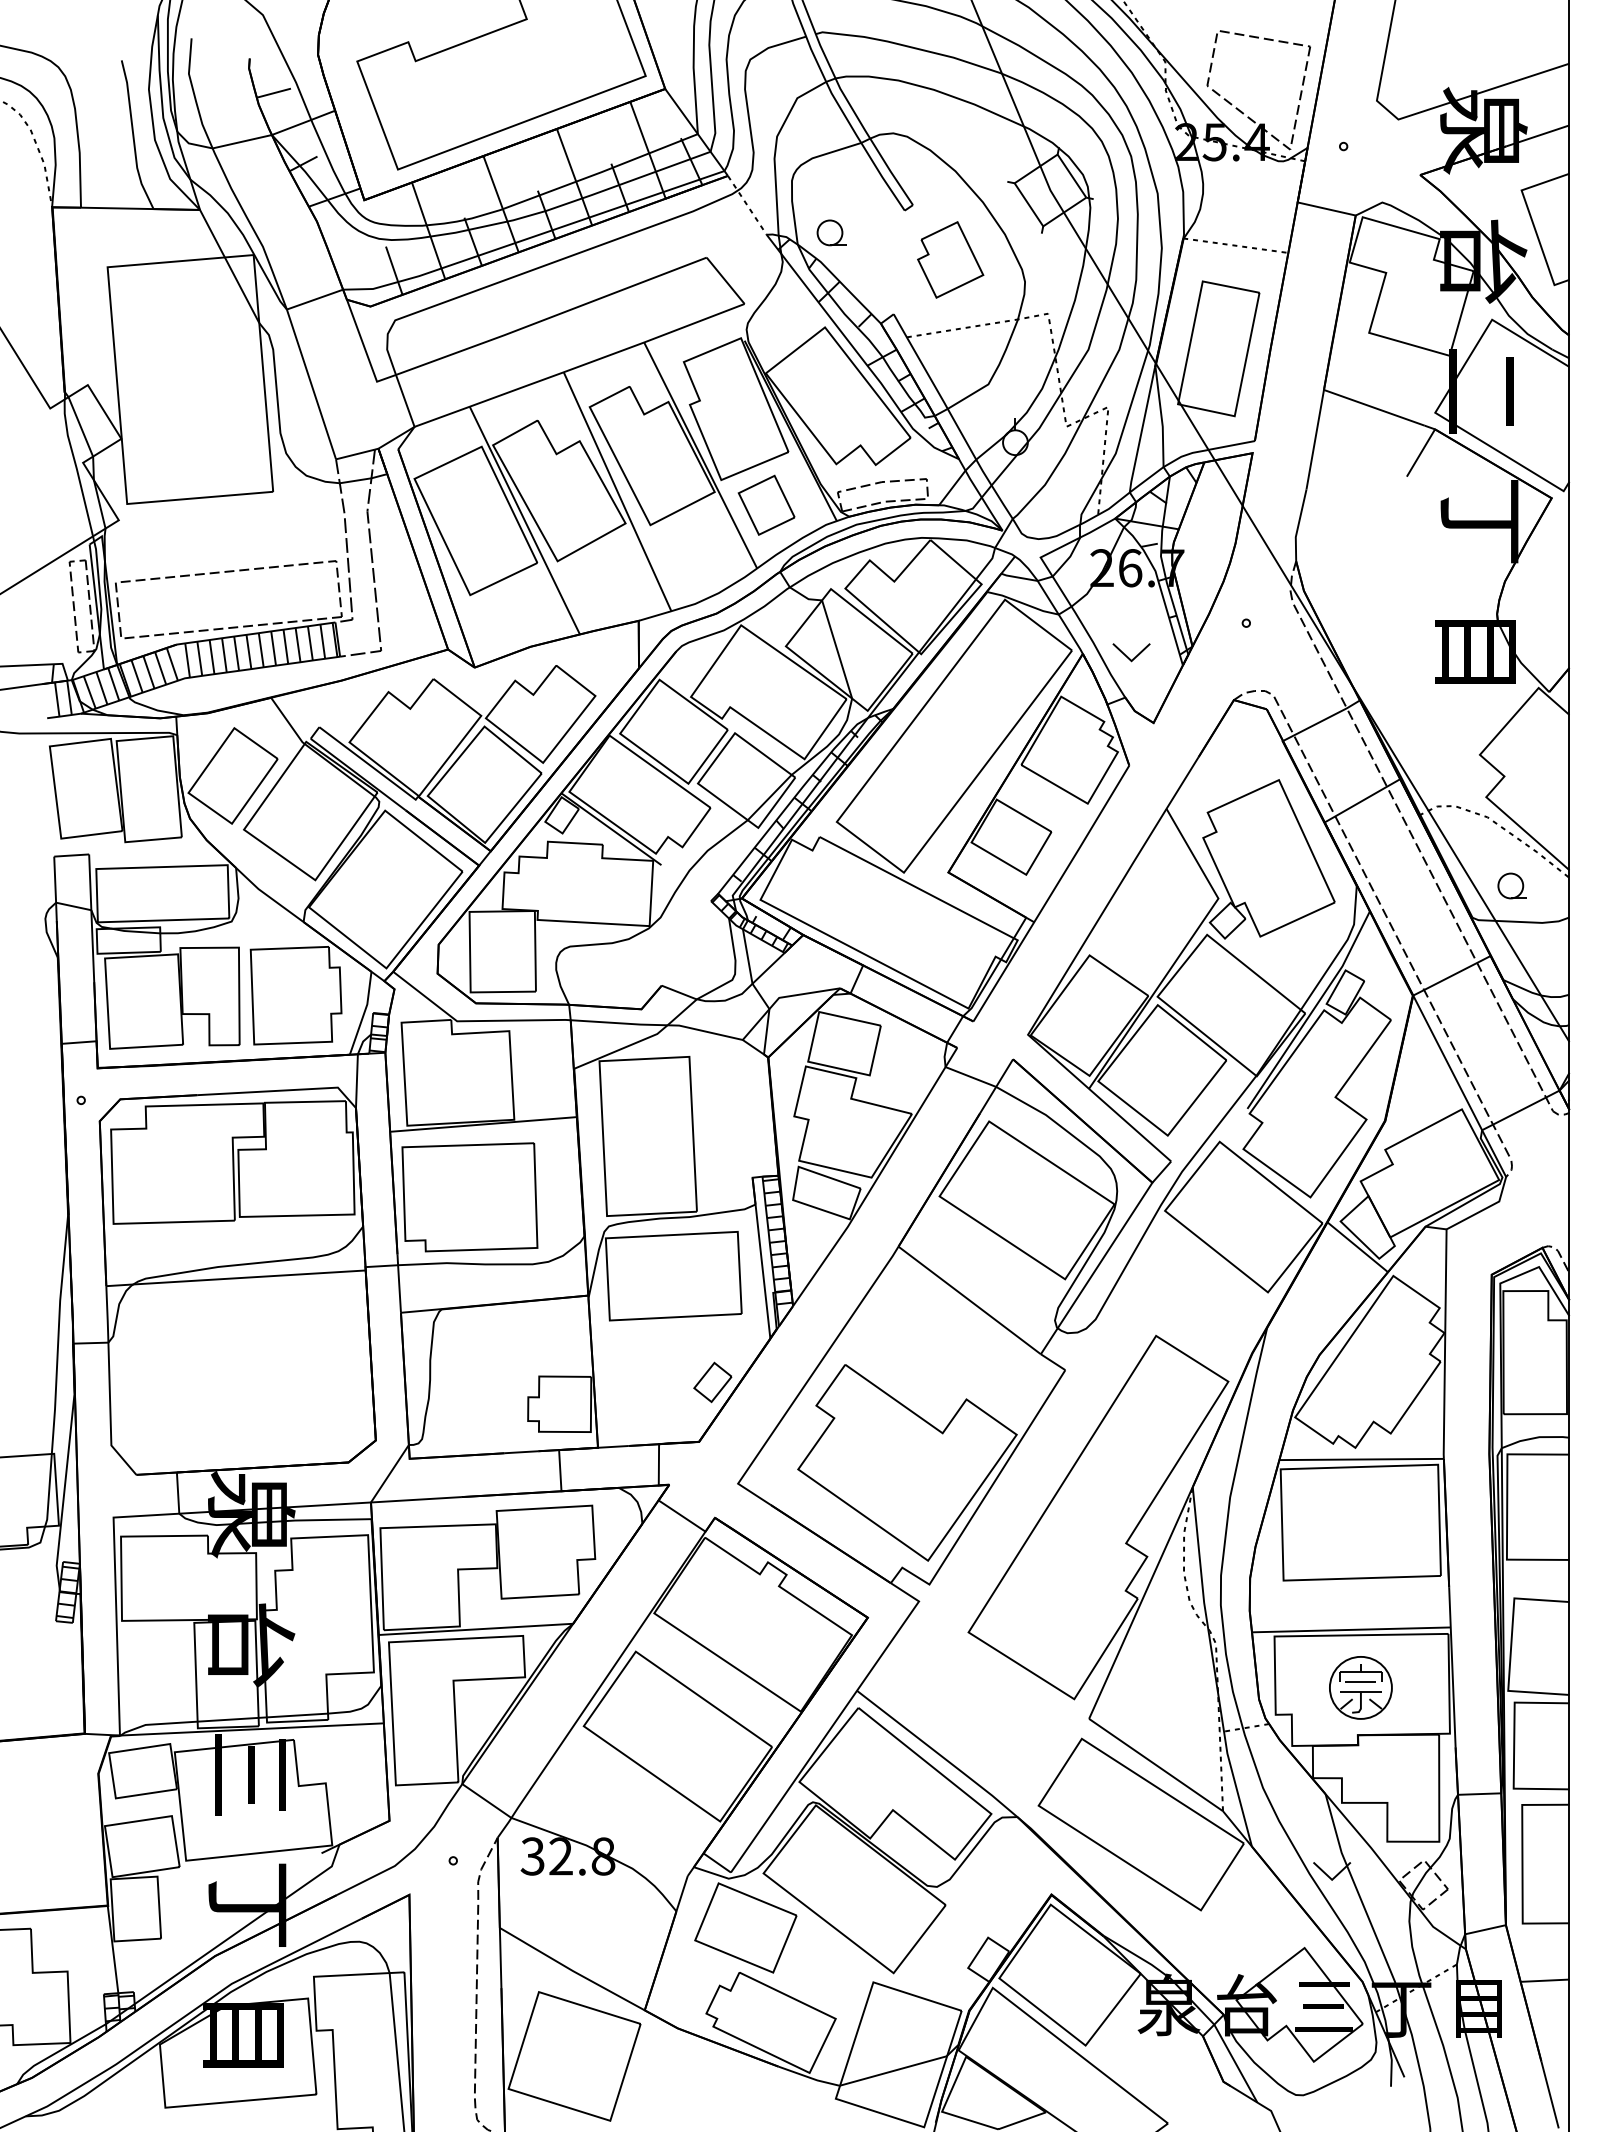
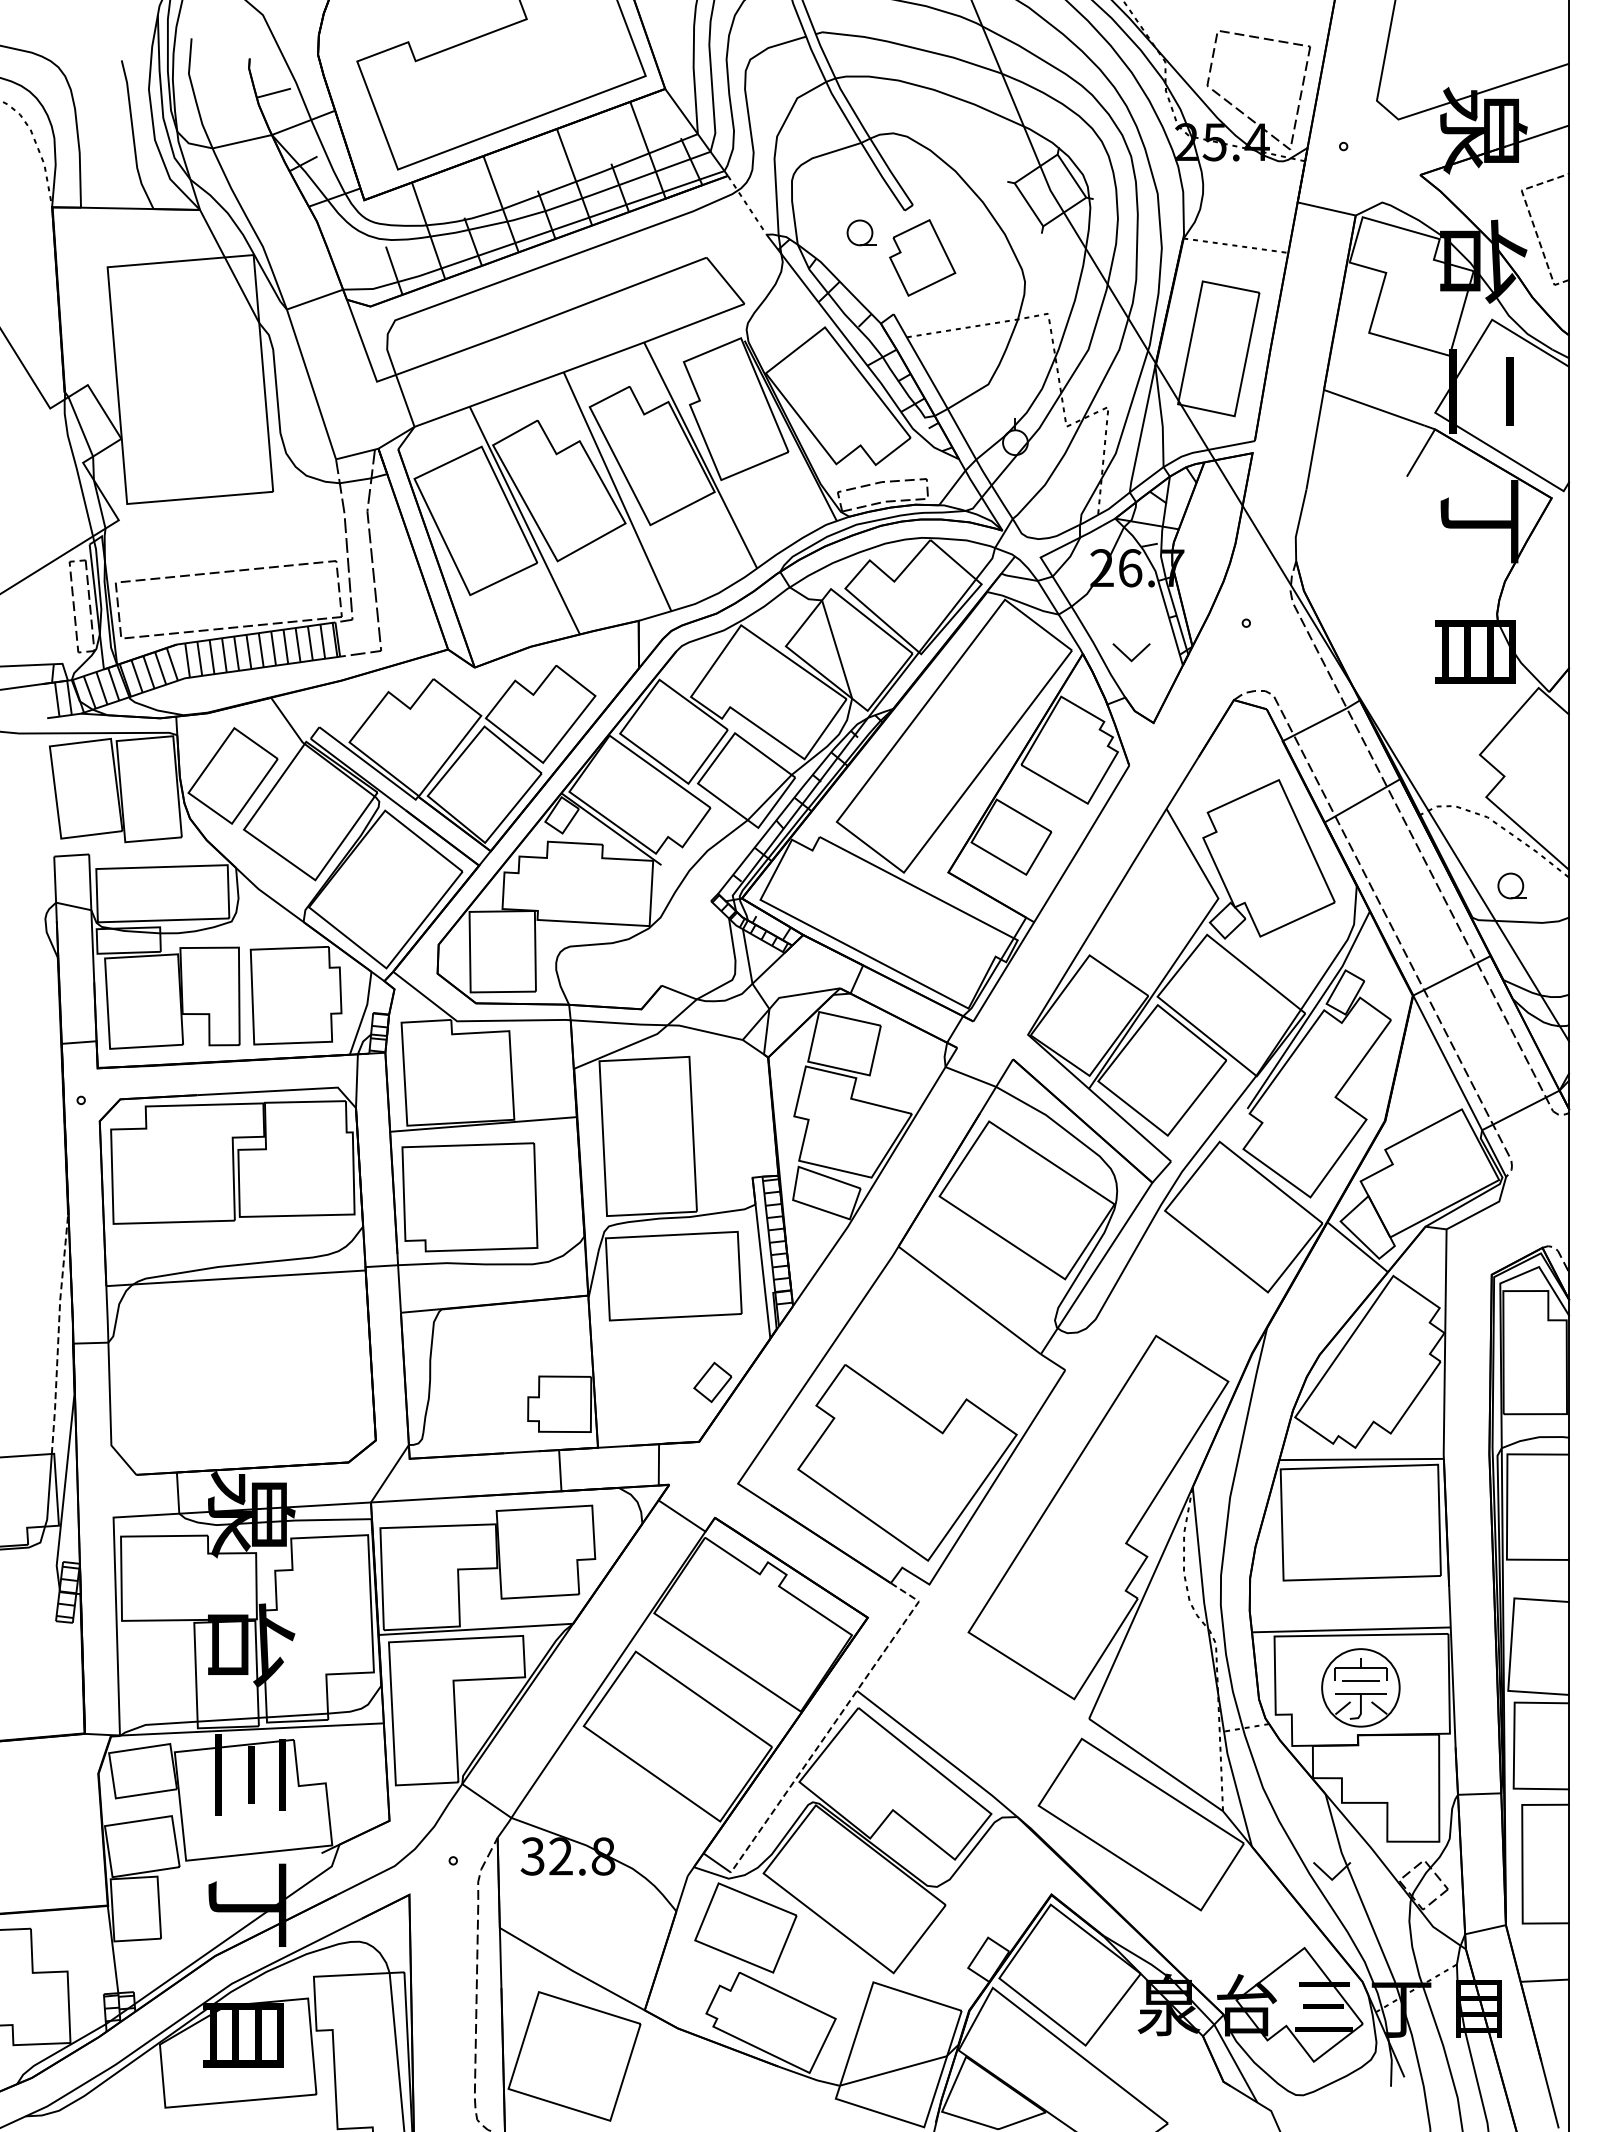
line: solid -> dashed (1532, 221)
part position: (831, 232) -> (861, 232) (861, 232)
part position: (950, 259) -> (922, 257) (922, 257)
part: present -> none (766, 504)
line: solid -> dashed (58, 1334)
part size: 64x64 px -> 80x80 px (1360, 1687)
line: solid -> dashed (834, 1722)
